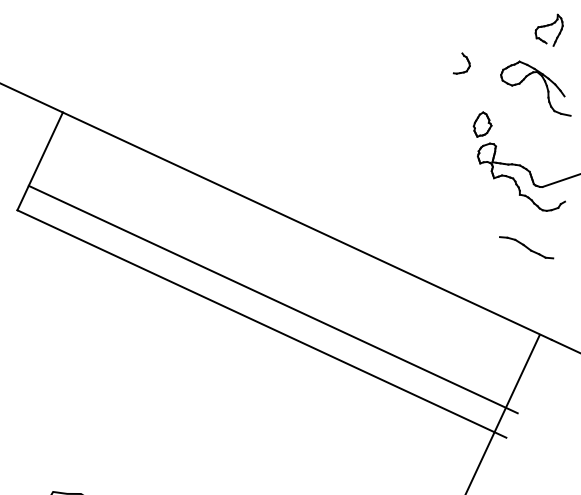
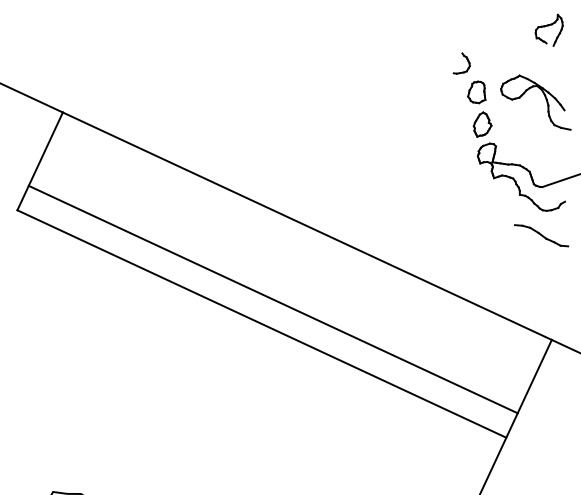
part position: (544, 83) -> (544, 97) (544, 97)
part: none -> present (476, 92)
part position: (526, 247) -> (541, 235) (541, 235)
line position: (502, 412) -> (516, 415) (516, 415)
